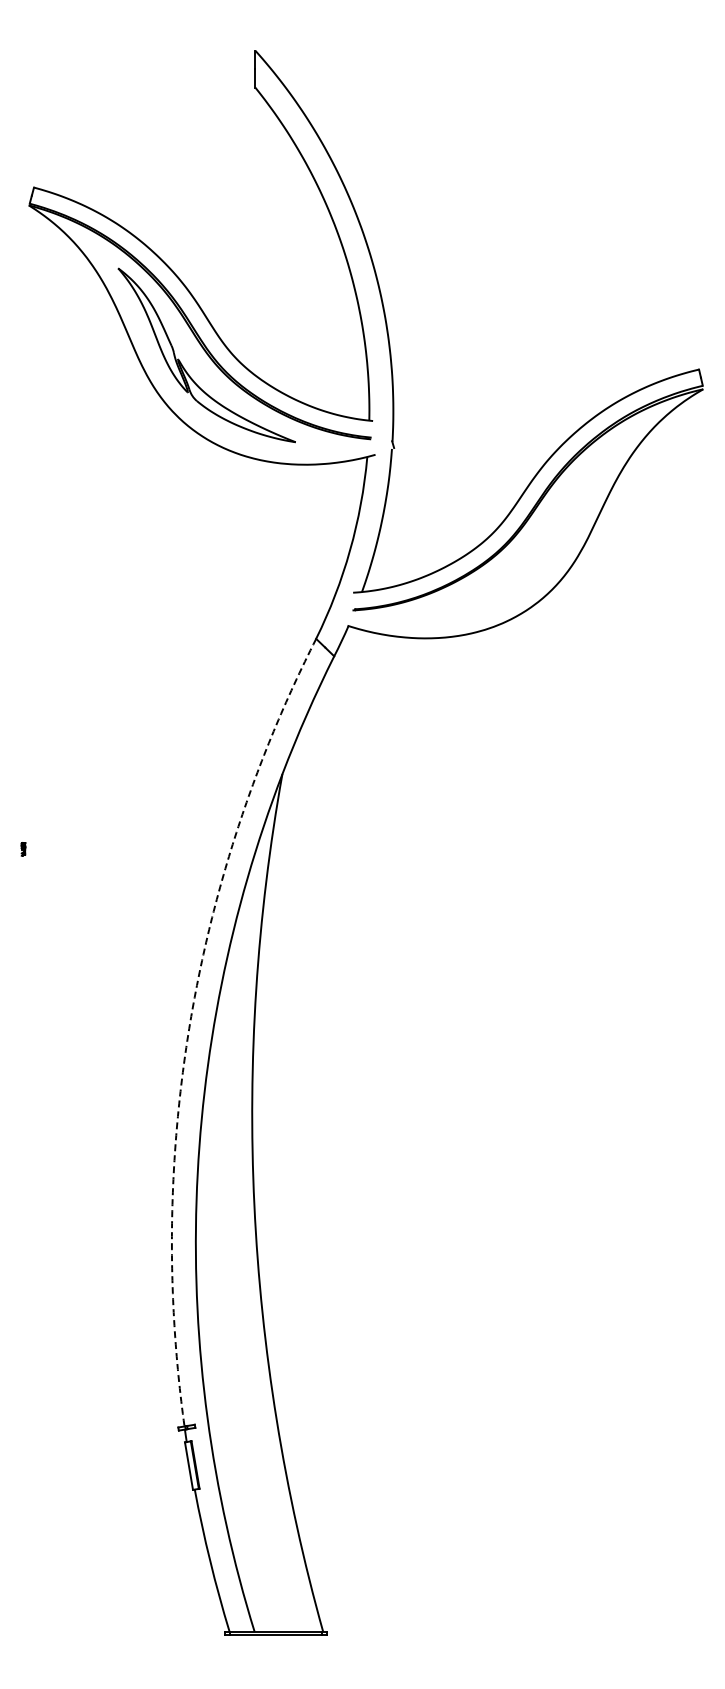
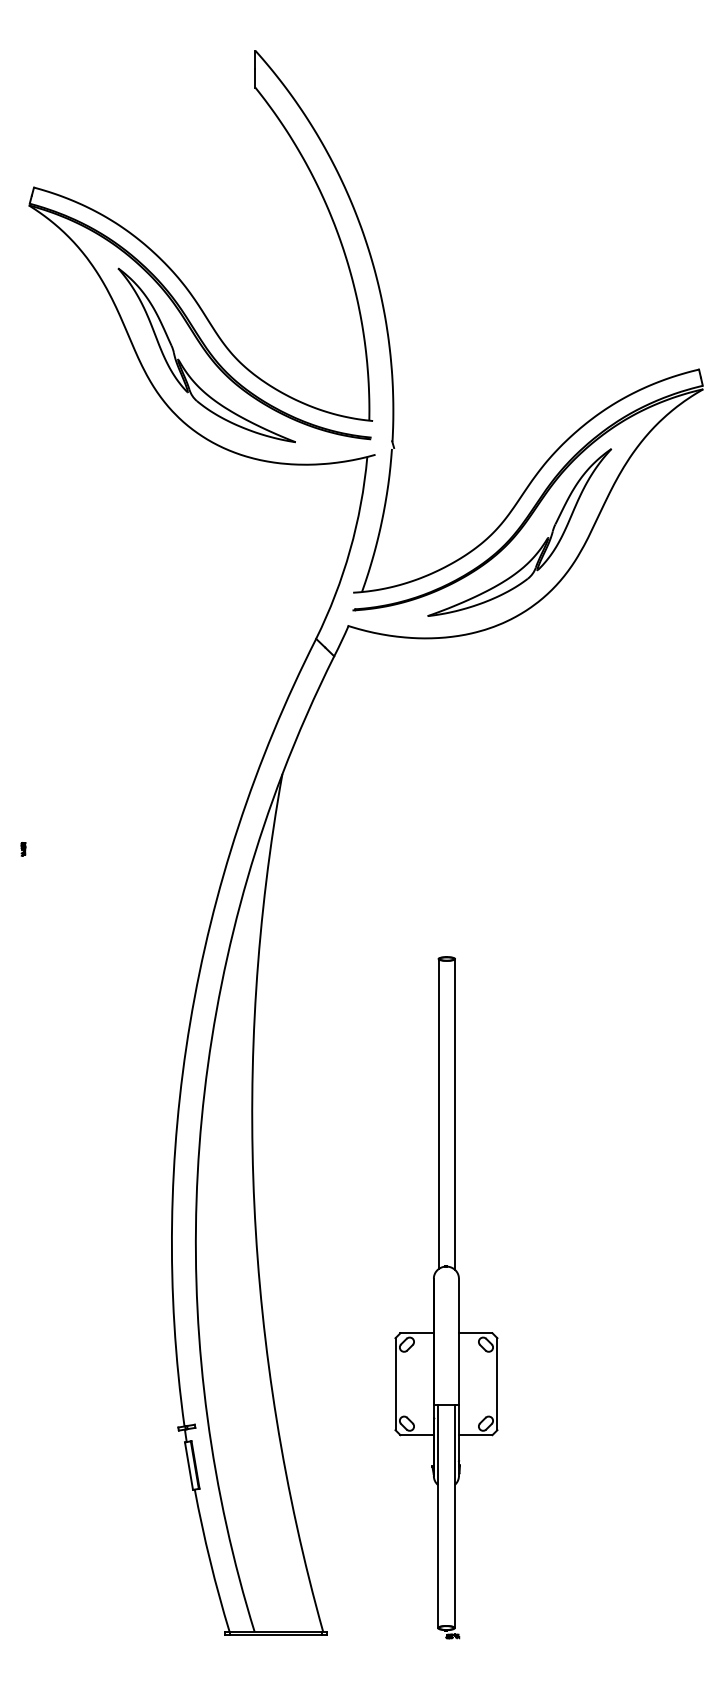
part: none -> present (541, 545)
arc: dashed -> solid (190, 1022)
part: none -> present (446, 1297)
